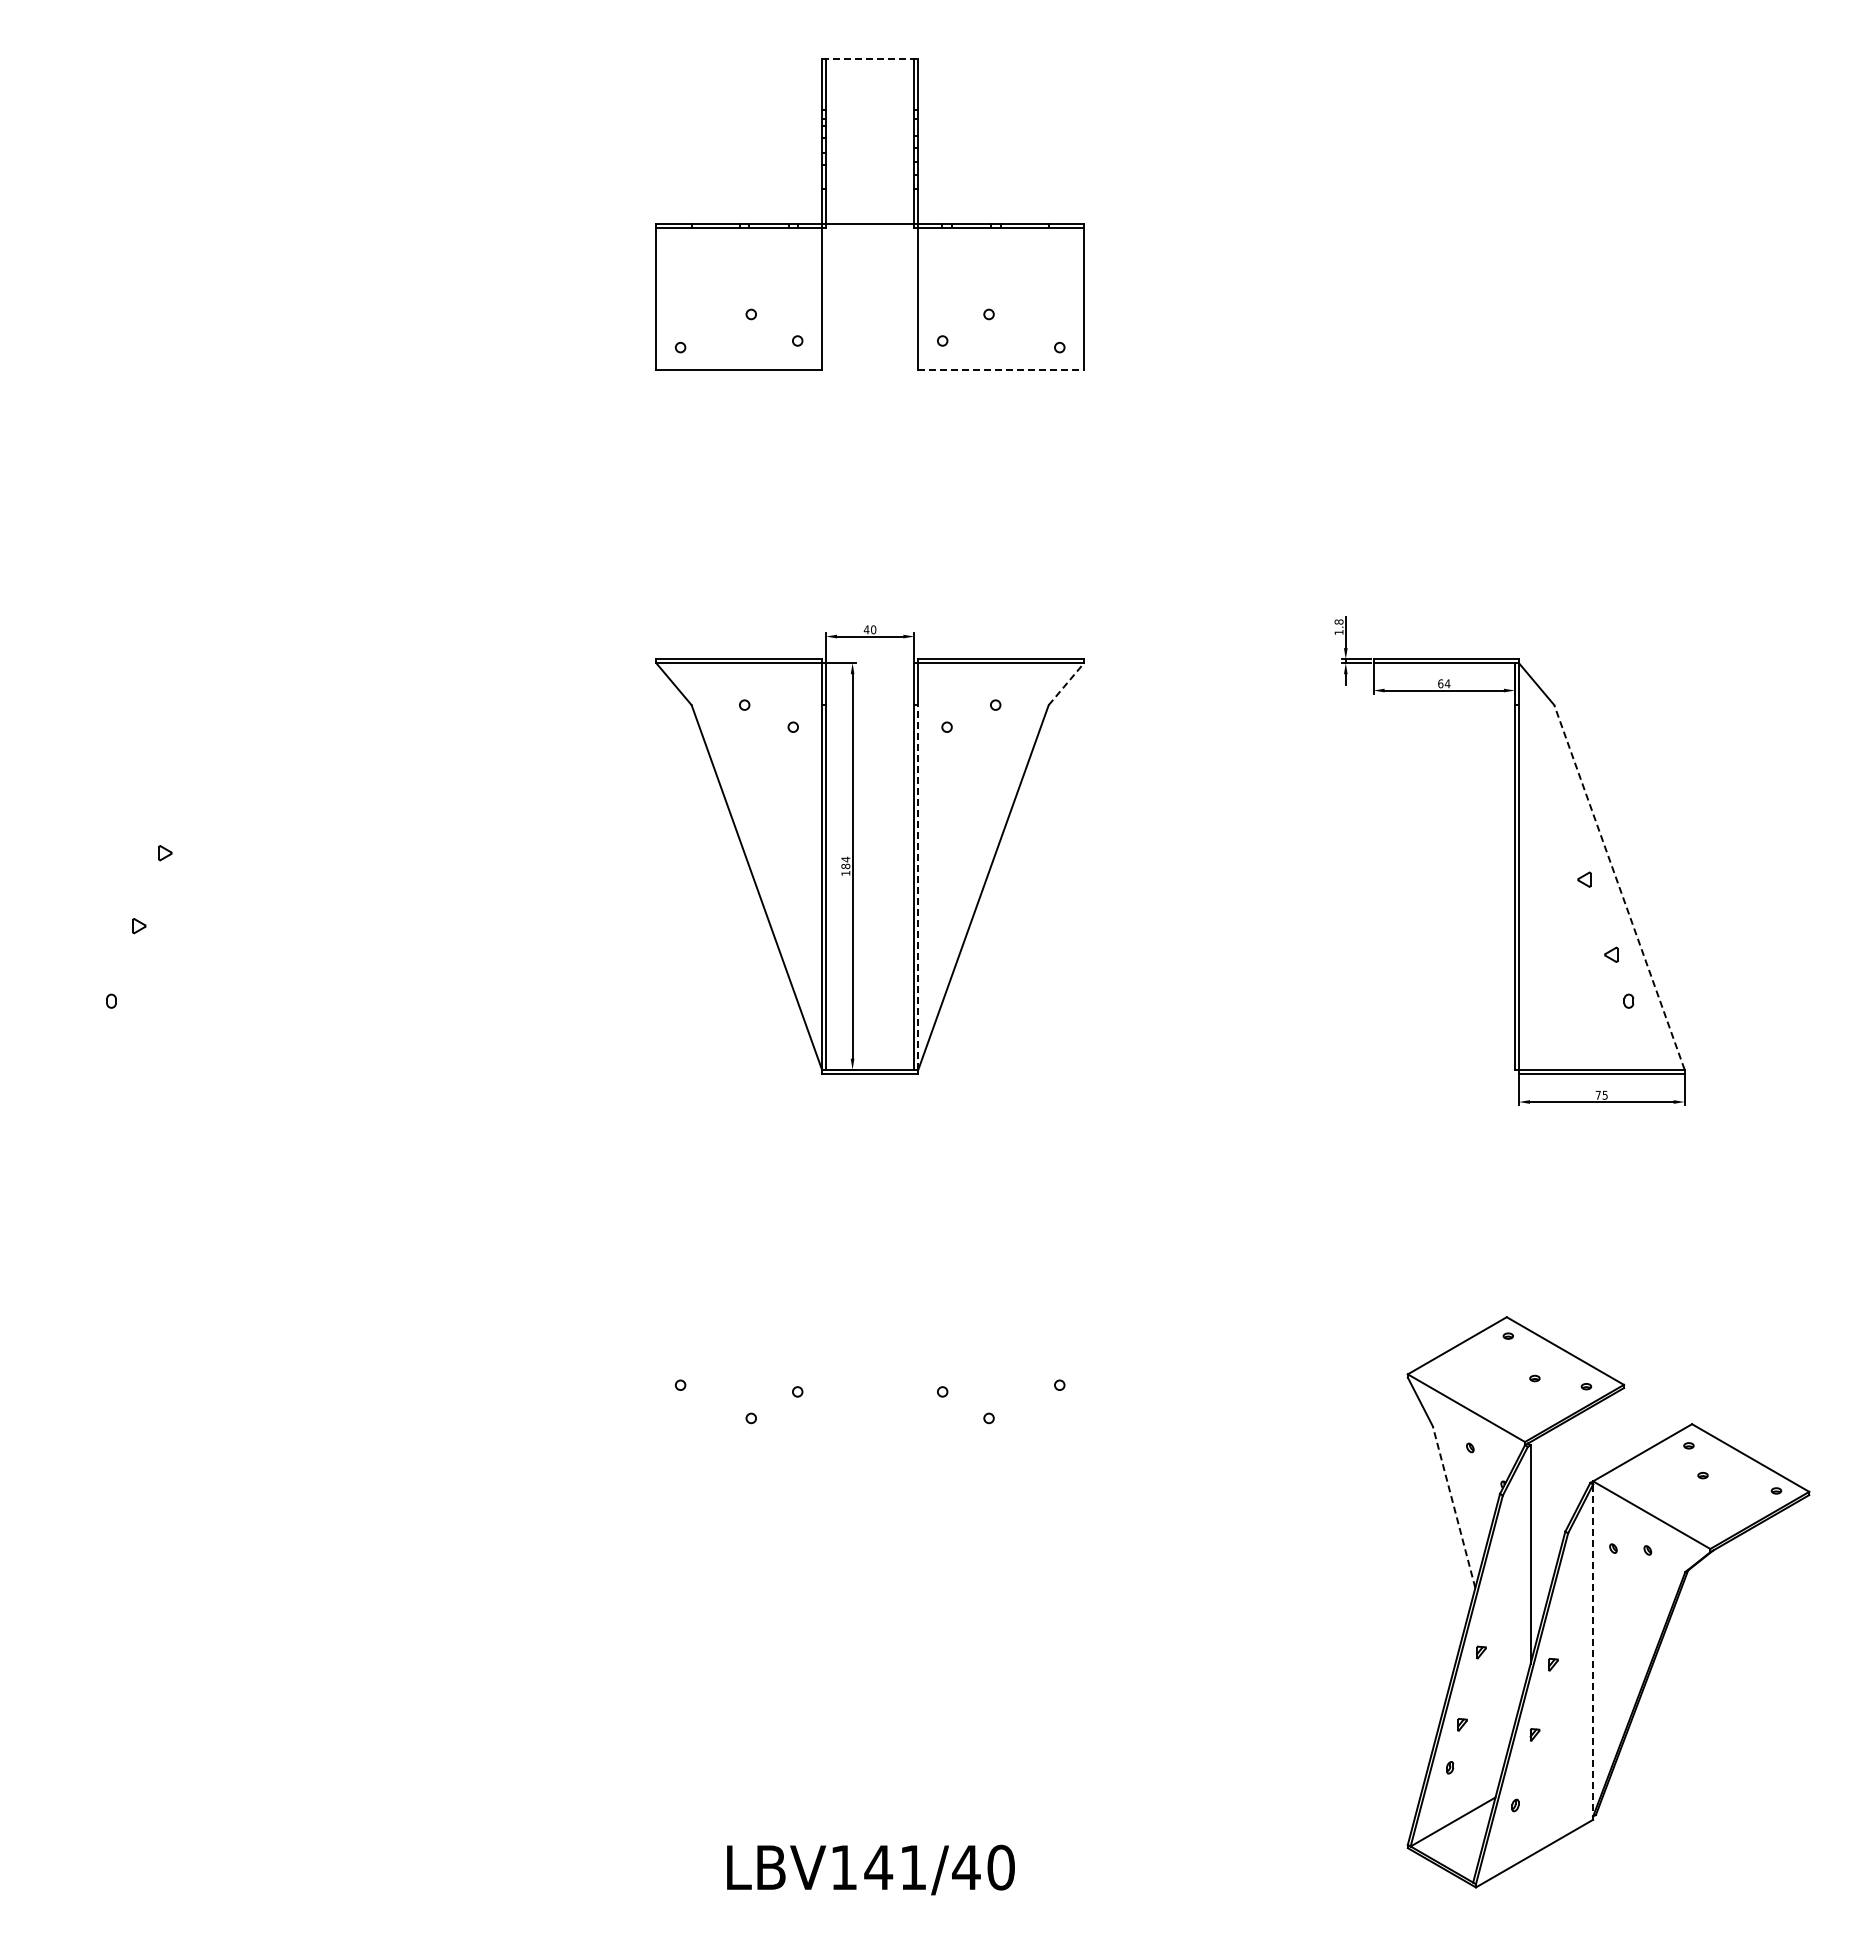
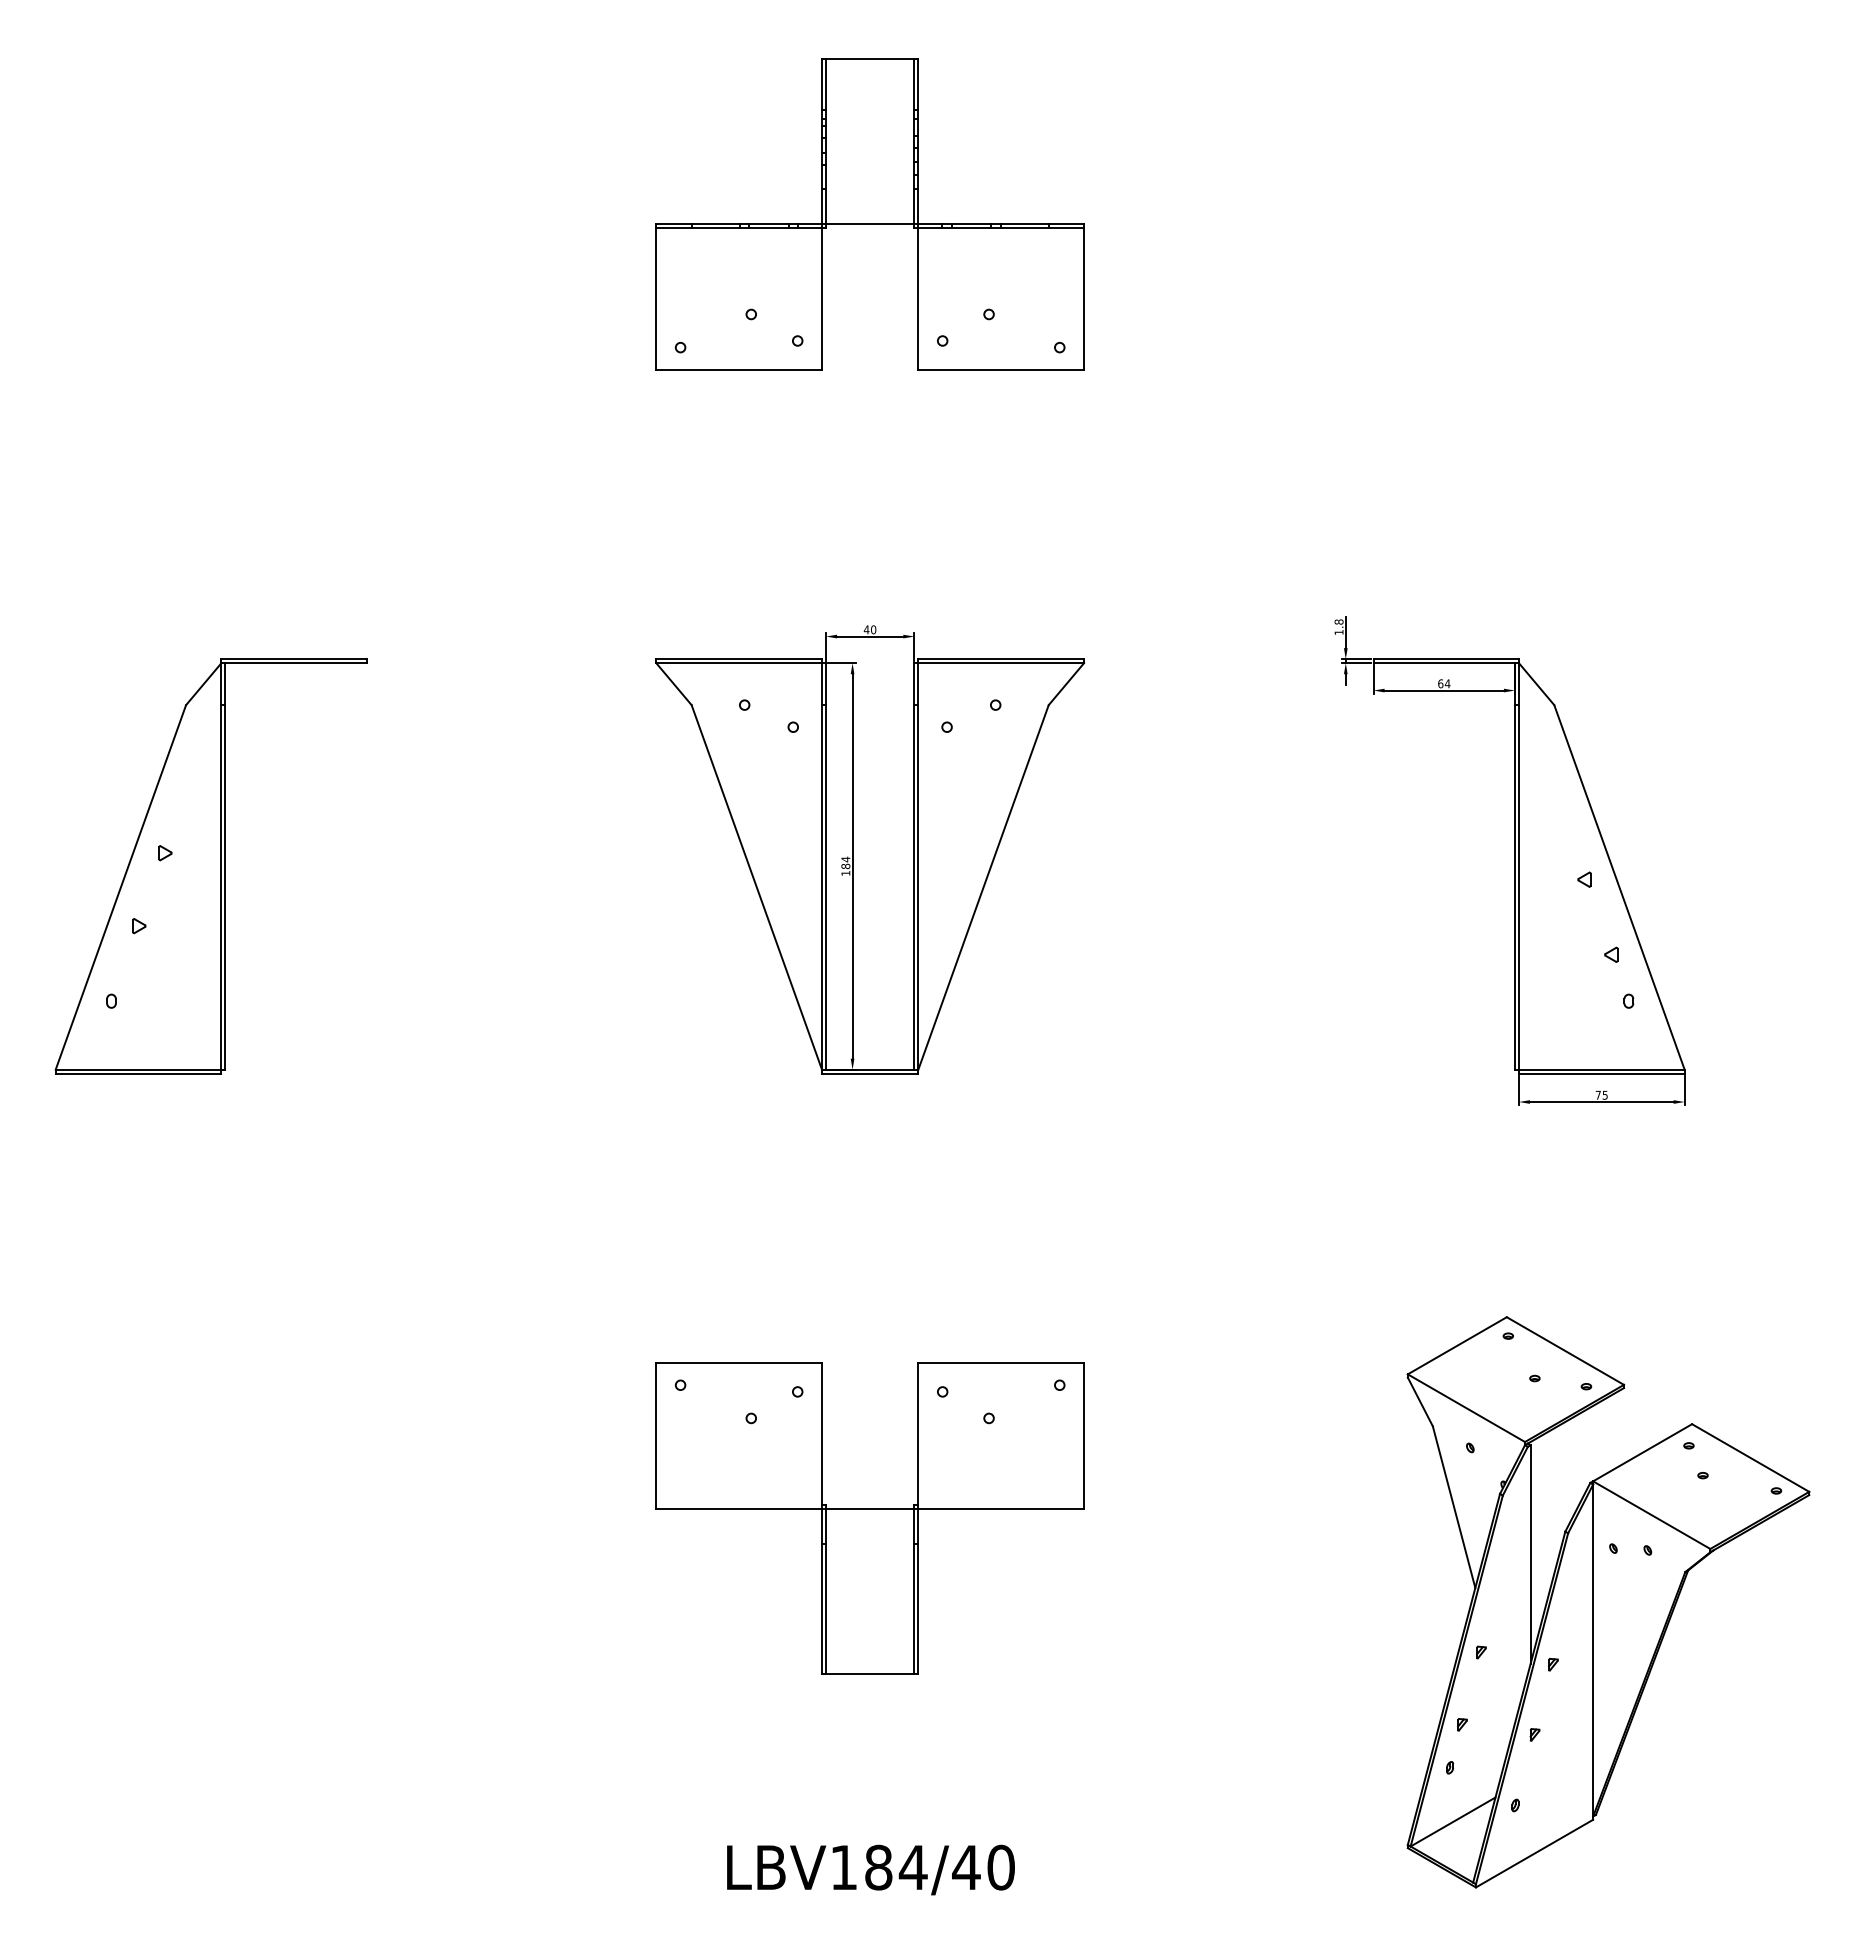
line: dashed -> solid (870, 58)
line: dashed -> solid (1001, 369)
line: dashed -> solid (1066, 683)
part: none -> present (210, 866)
line: dashed -> solid (918, 886)
line: dashed -> solid (1619, 887)
line: dashed -> solid (1454, 1507)
part: none -> present (869, 1518)
line: dashed -> solid (1593, 1650)
text: LBV141/40 -> LBV184/40 (895, 1867)
